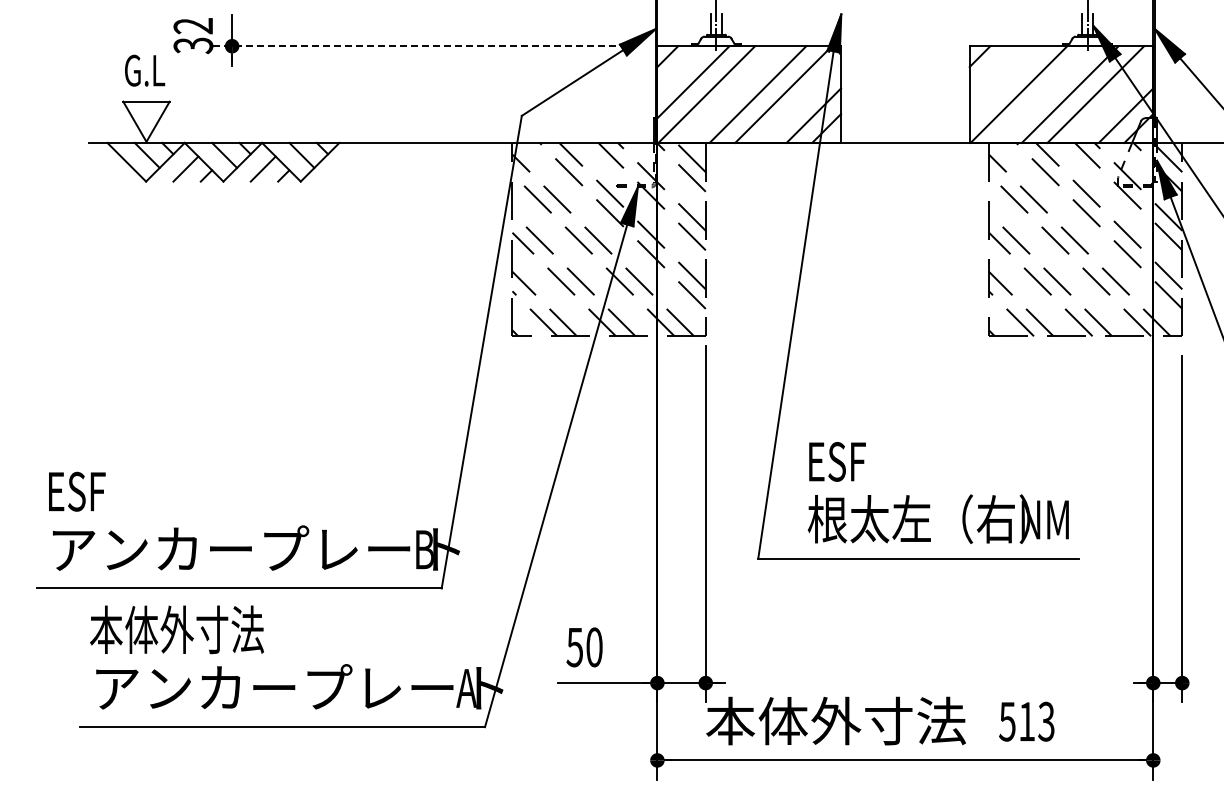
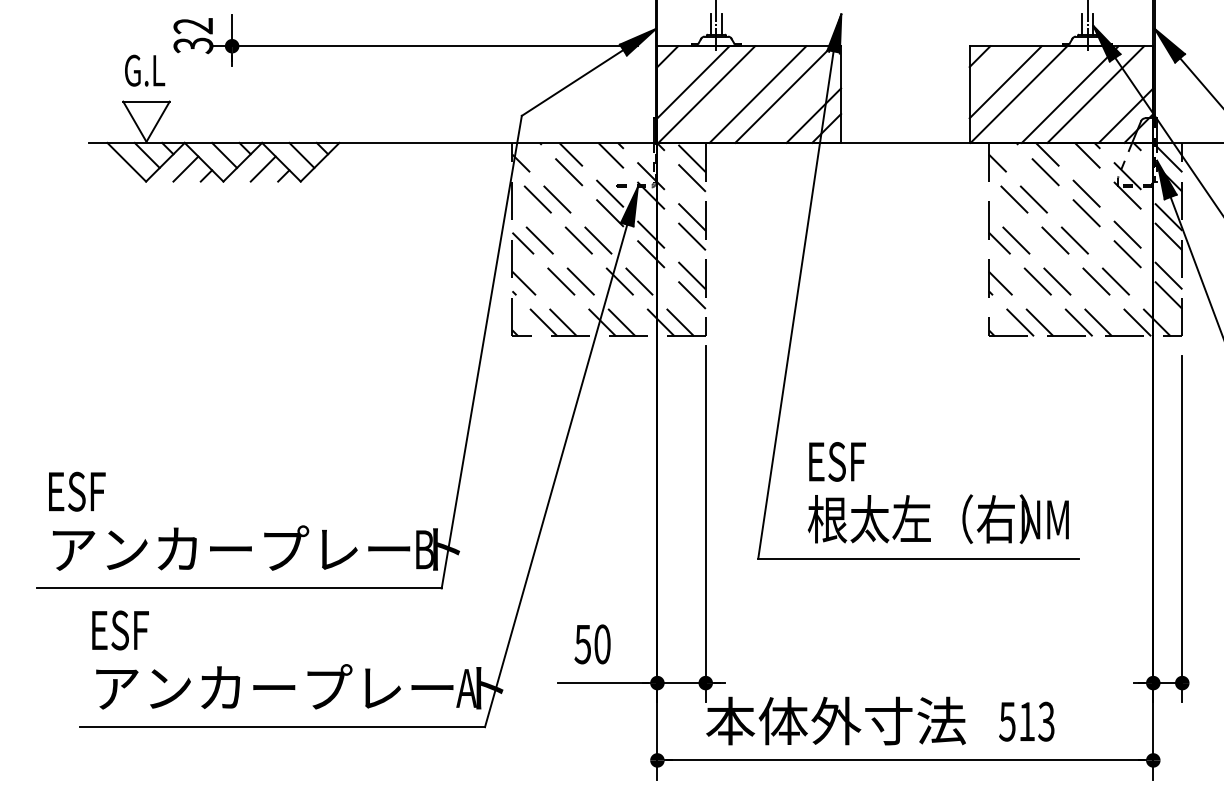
line: dashed -> solid (425, 46)
line: none -> present (1005, 82)
text: 本体外寸法 -> ESF (176, 629)
text position: (584, 647) -> (592, 644) (592, 644)
